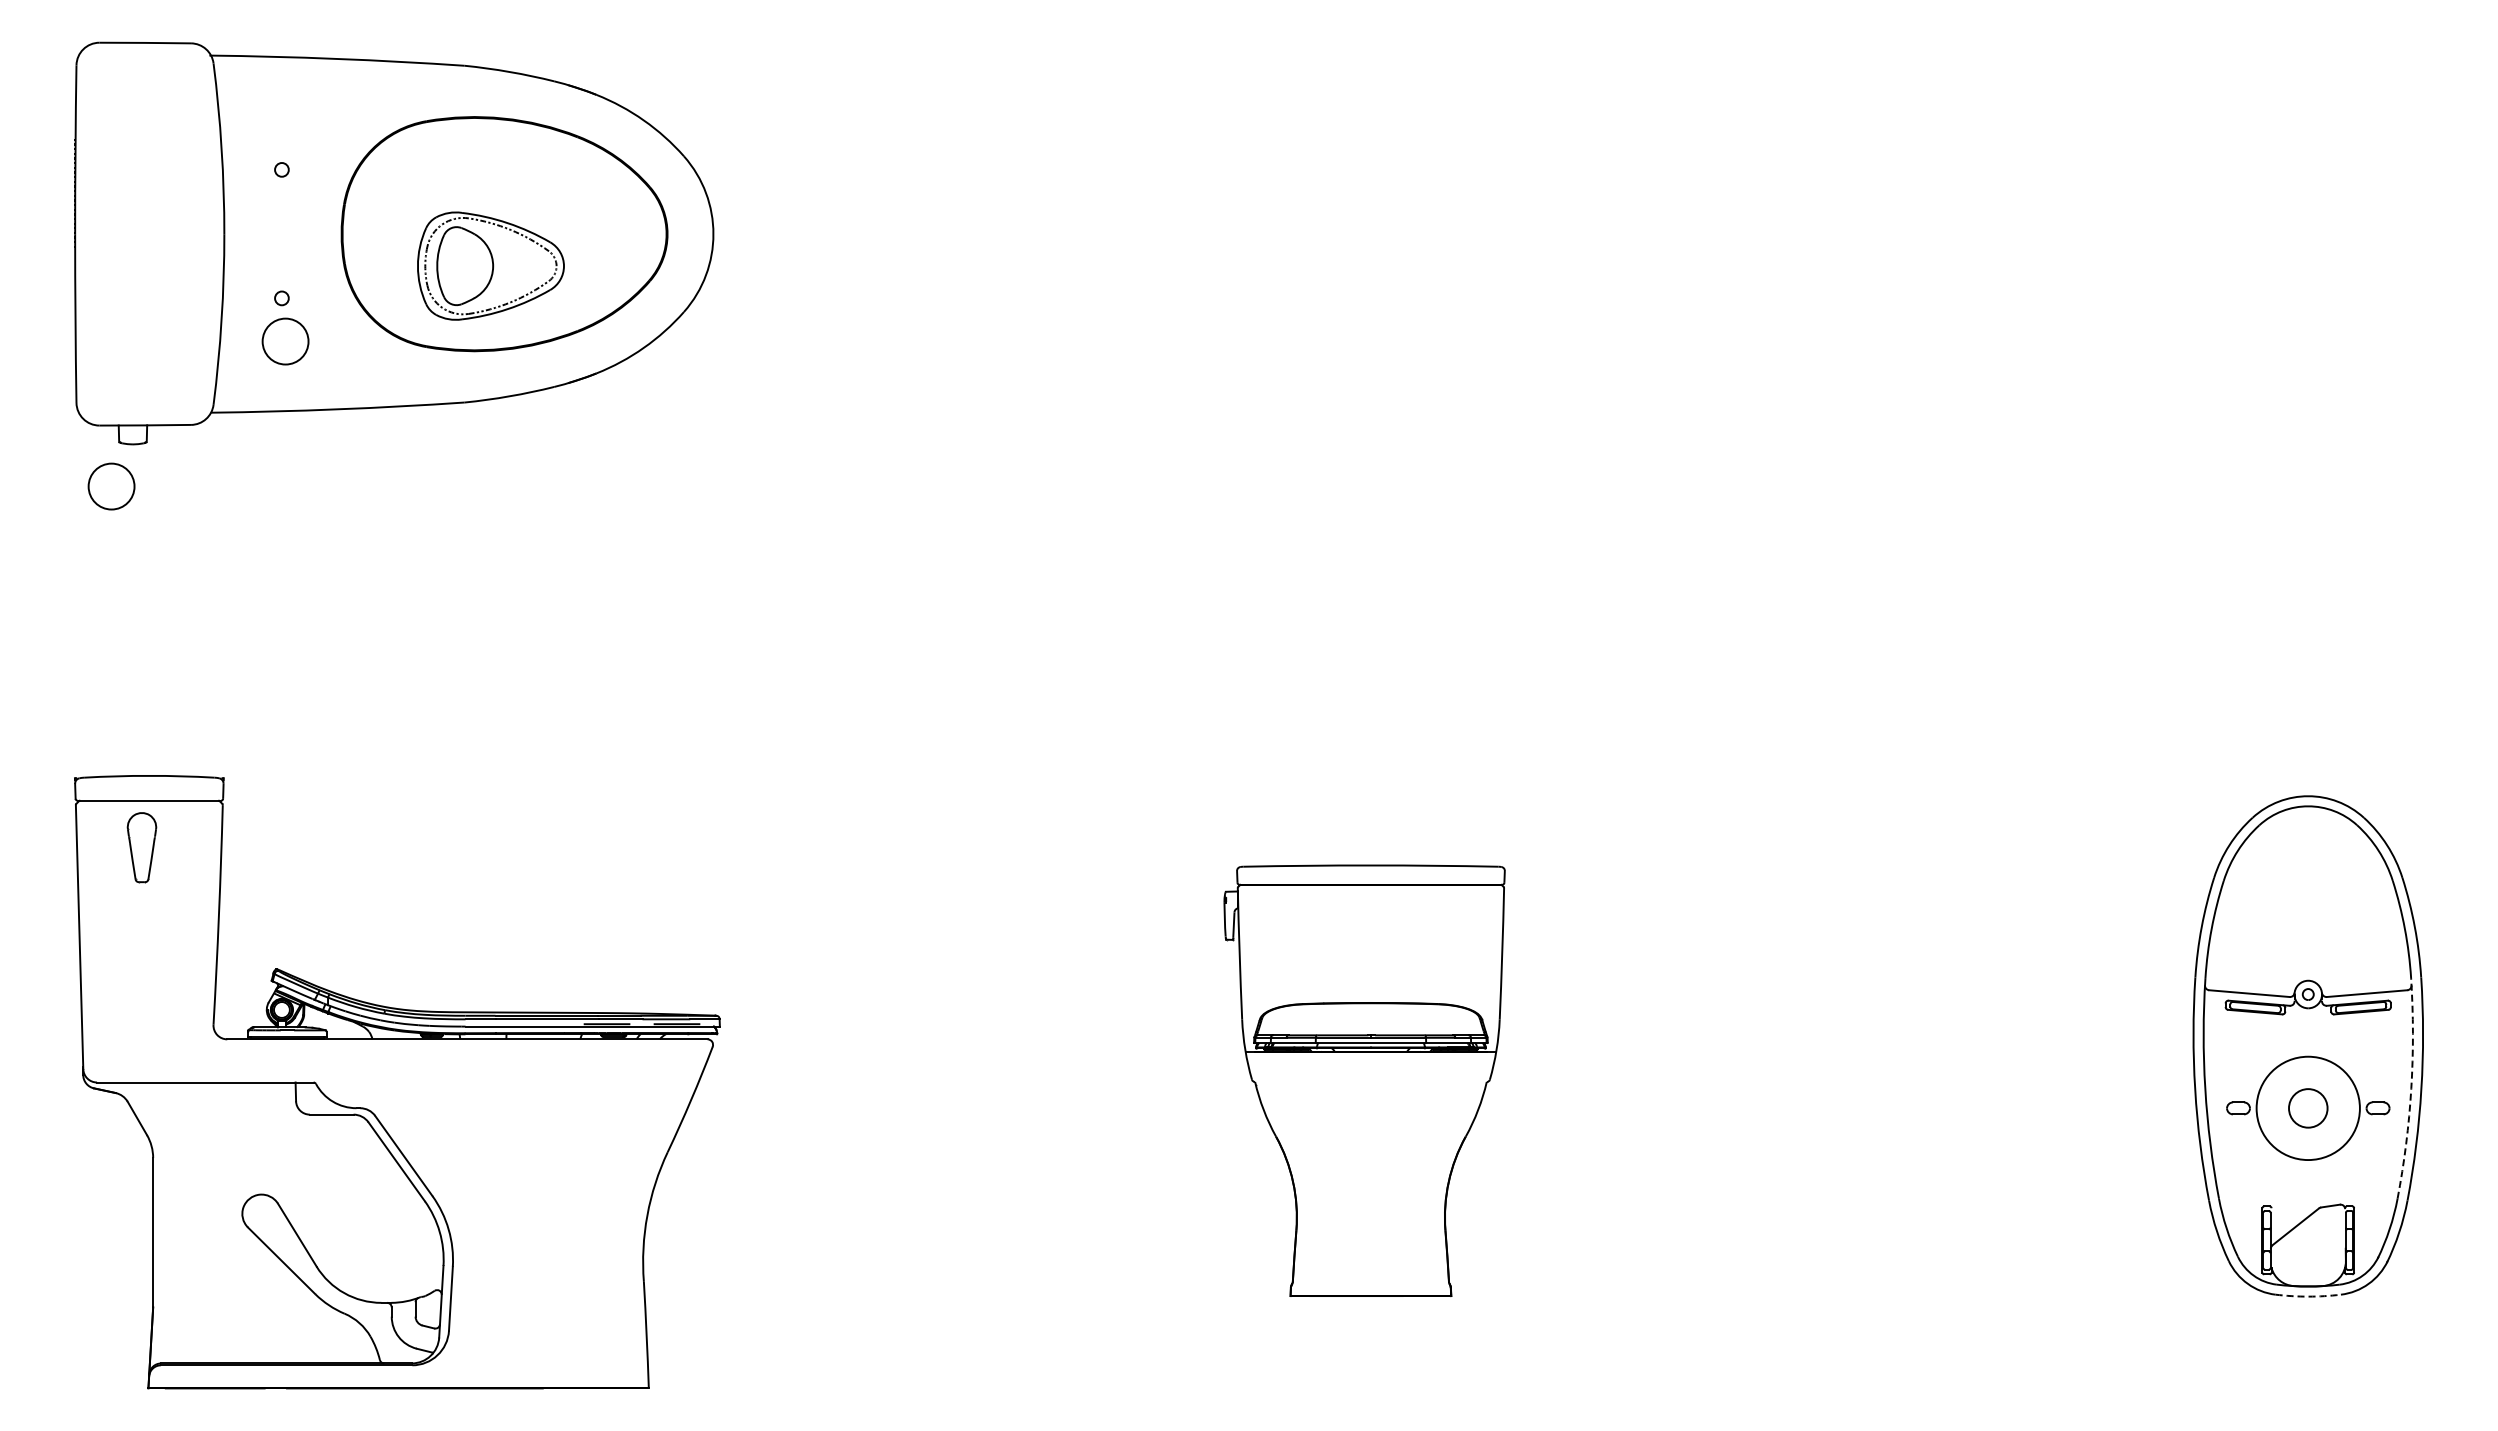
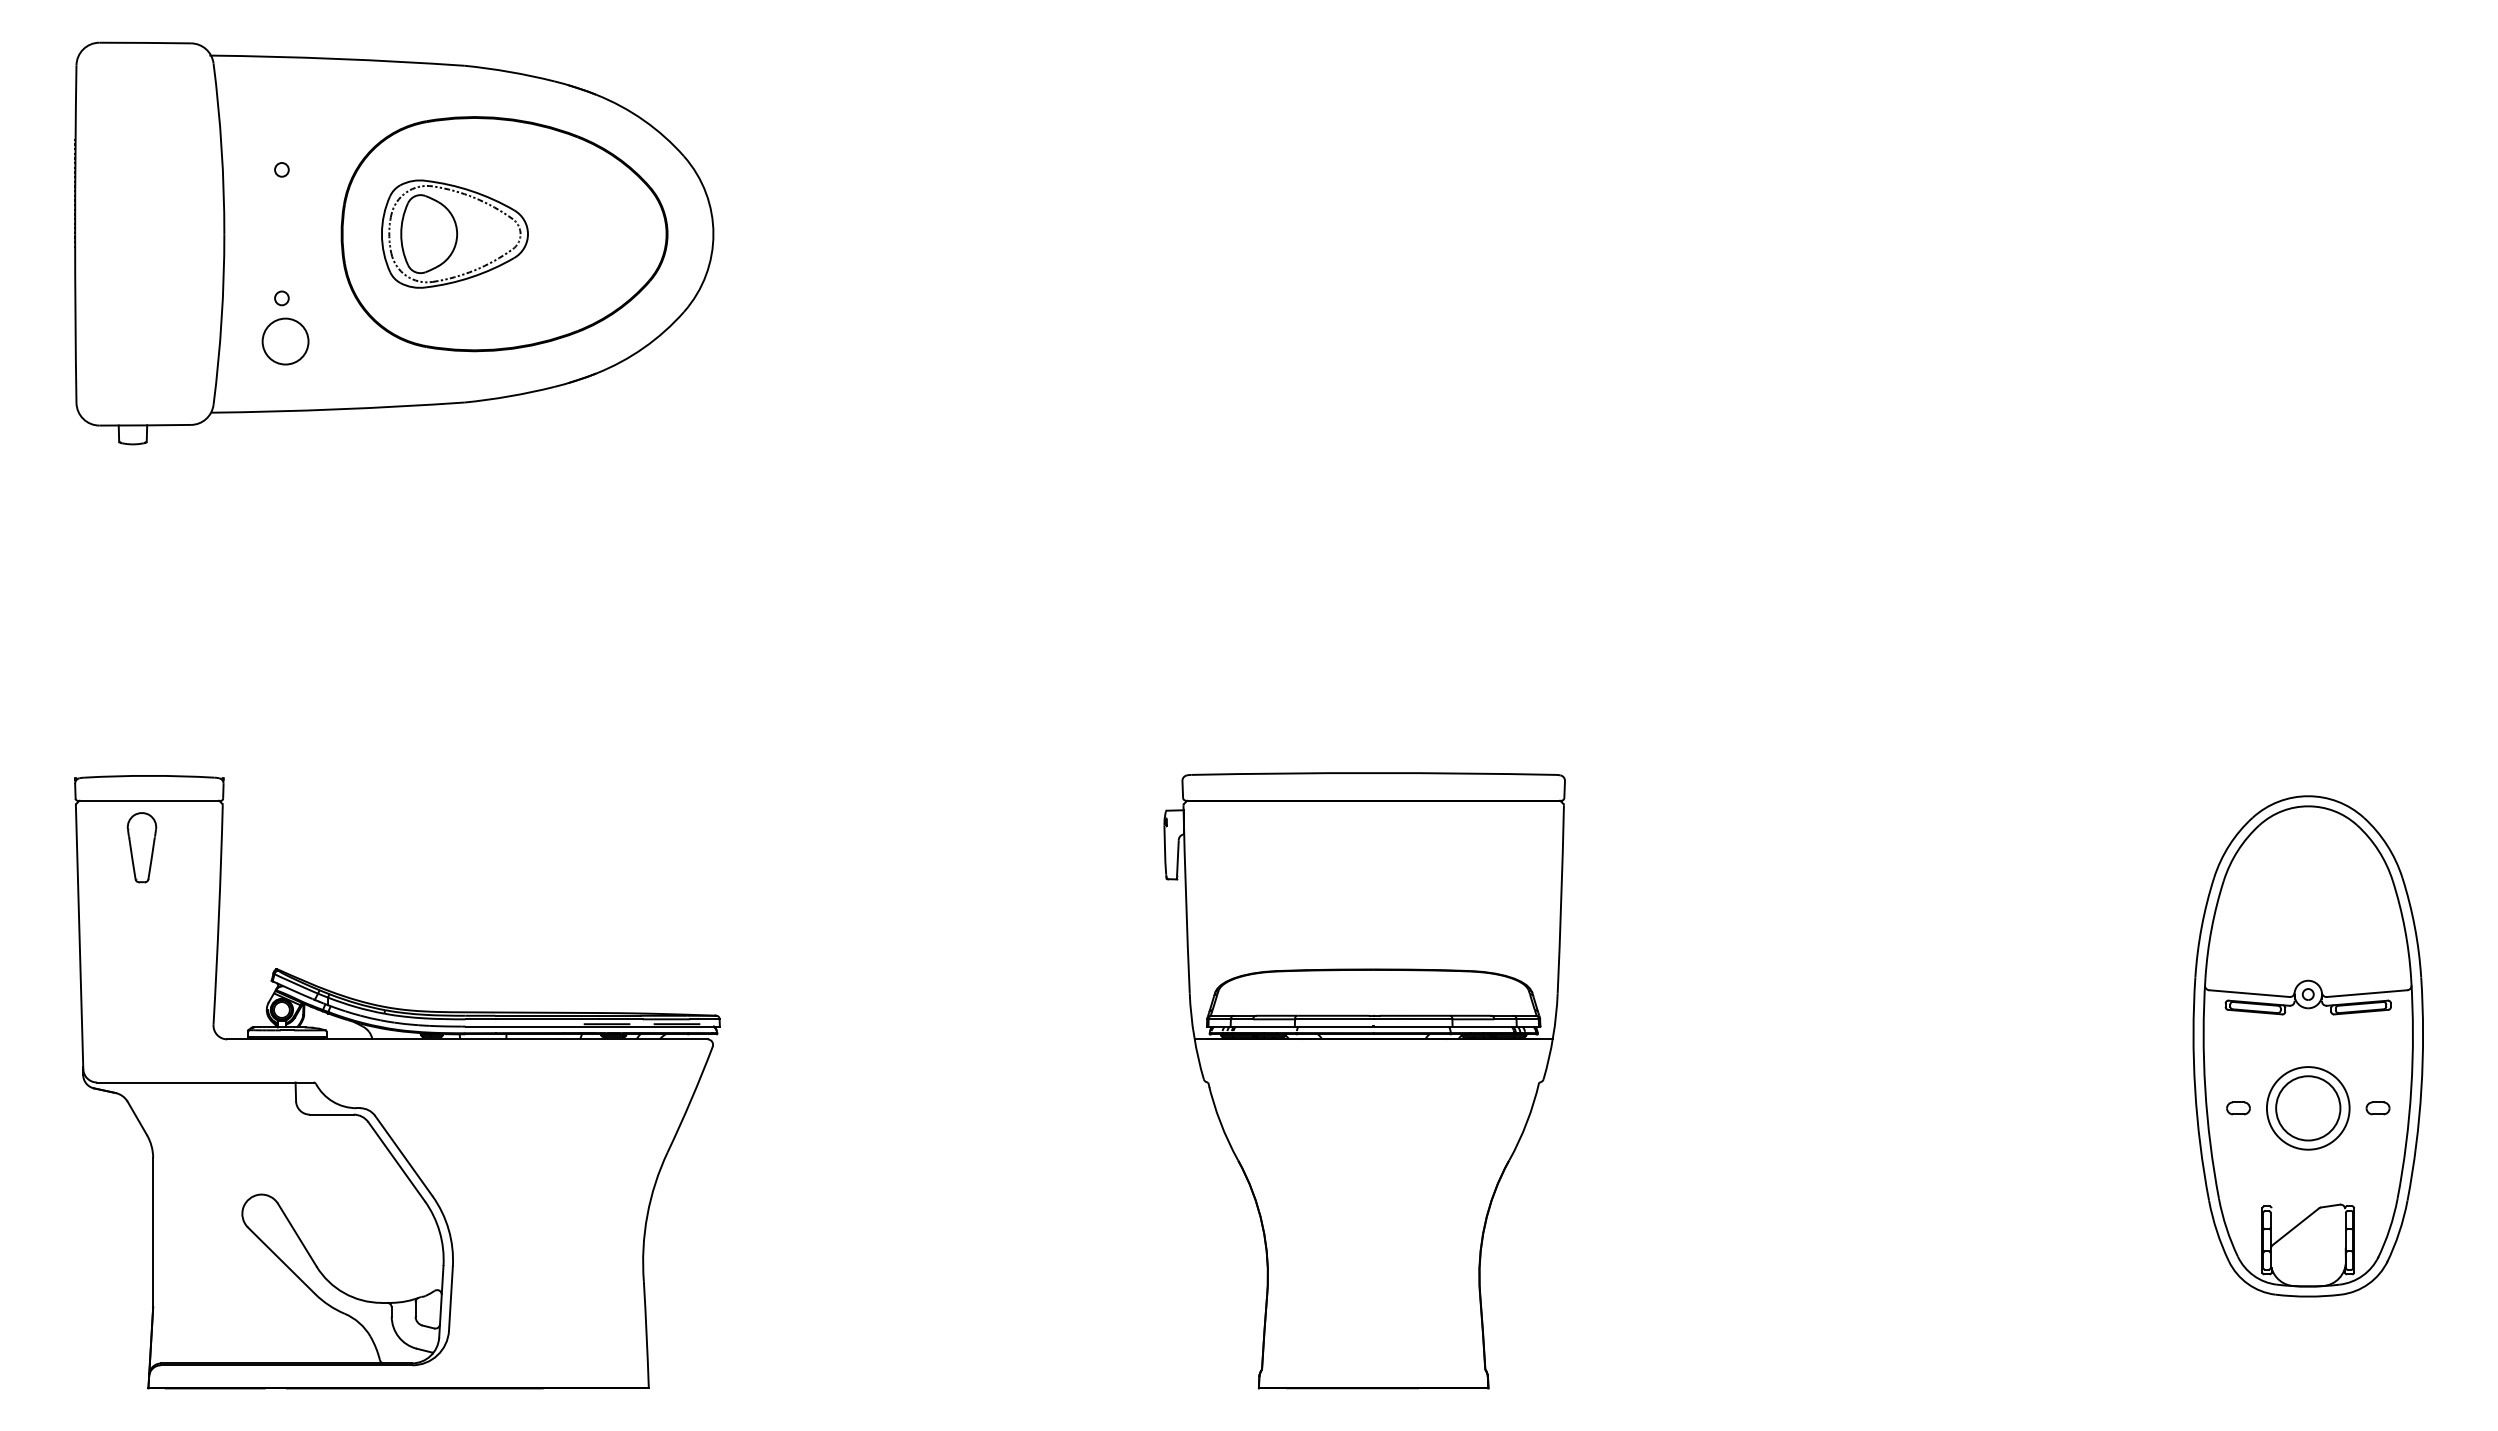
part position: (490, 265) -> (454, 233) (454, 233)
circle: present -> none (111, 486)
part size: 283x434 px -> 403x618 px (1364, 1080)
arc: dashed -> solid (2411, 1088)
circle diameter: 103 px -> 83 px (2307, 1108)
circle diameter: 39 px -> 64 px (2308, 1108)
arc: dashed -> solid (2308, 1296)
